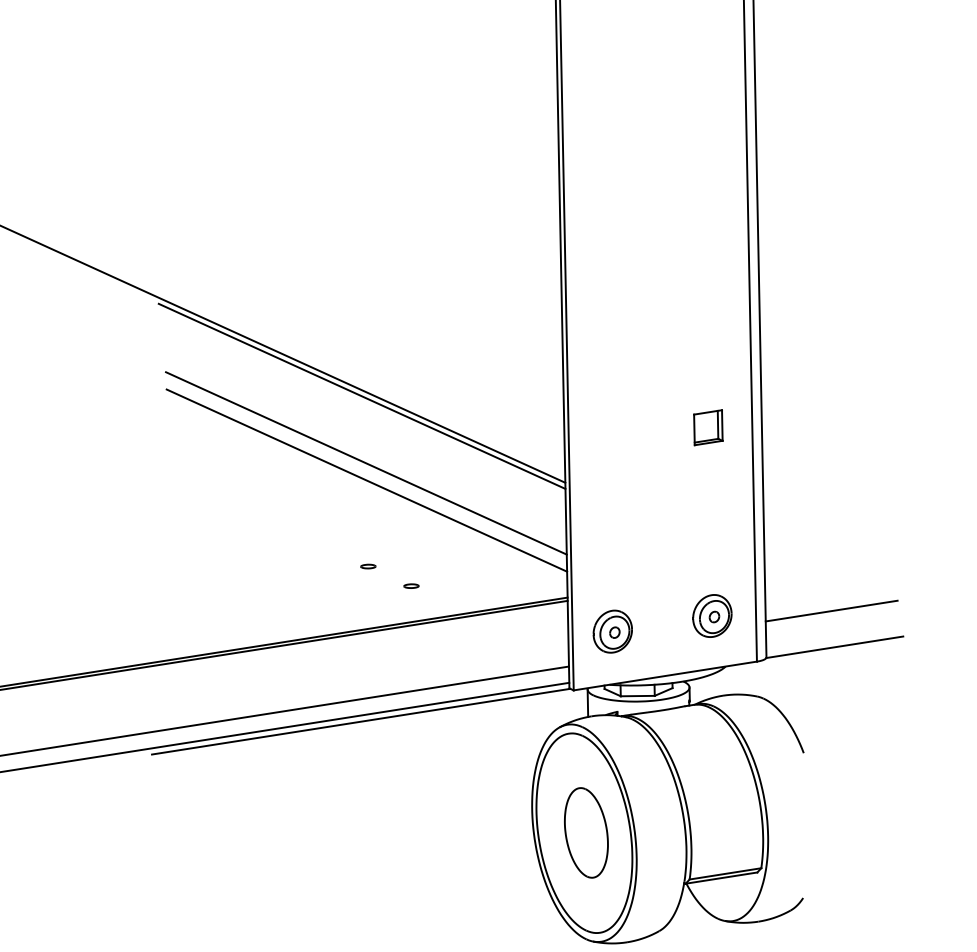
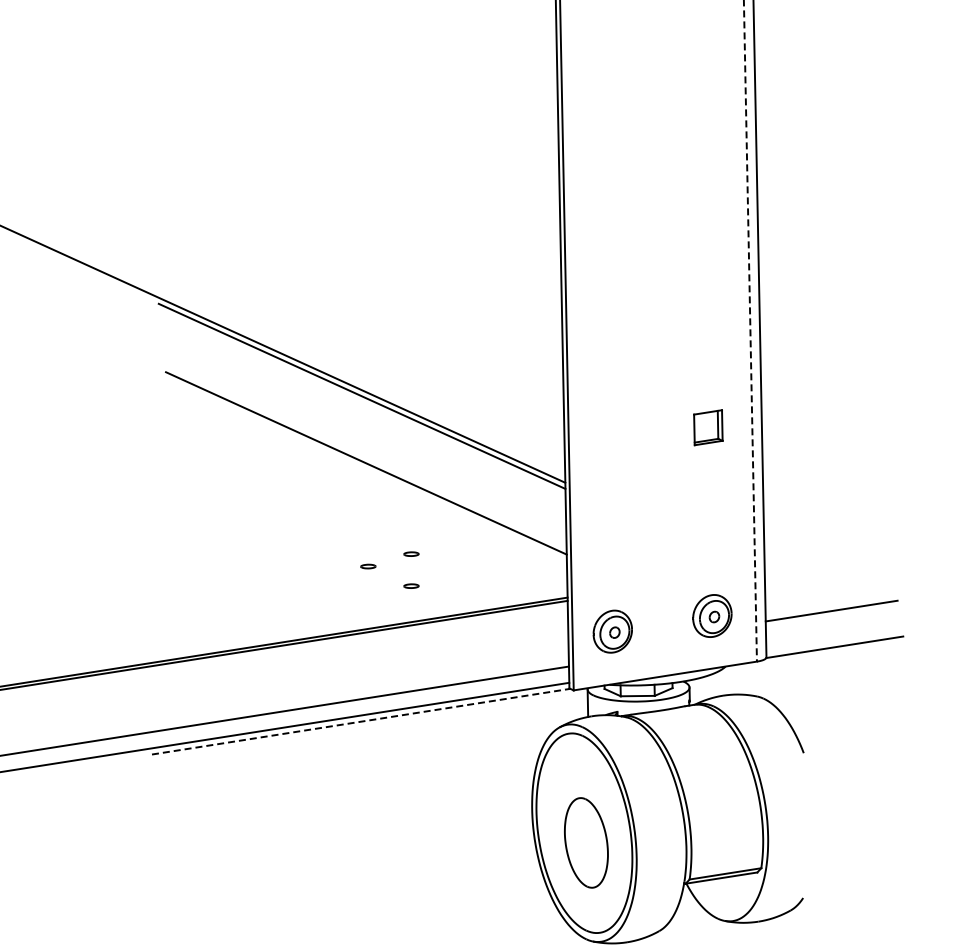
line: solid -> dashed (750, 330)
line: present -> none (366, 480)
part: none -> present (411, 553)
line: solid -> dashed (361, 721)
part position: (586, 832) -> (586, 842) (586, 842)
